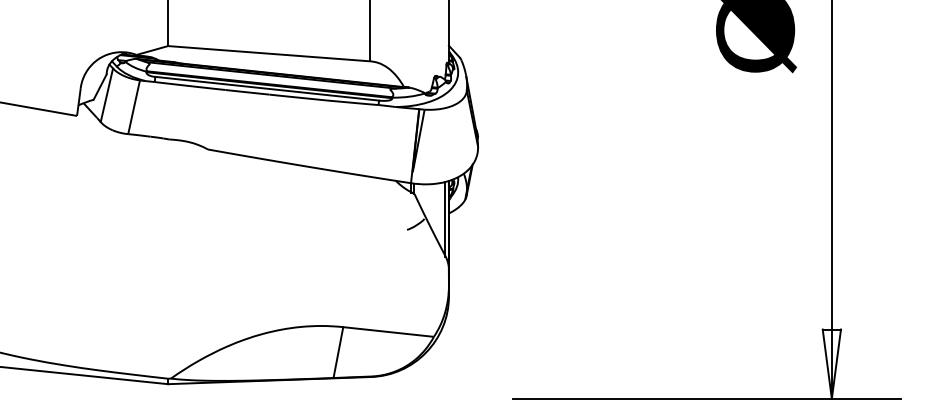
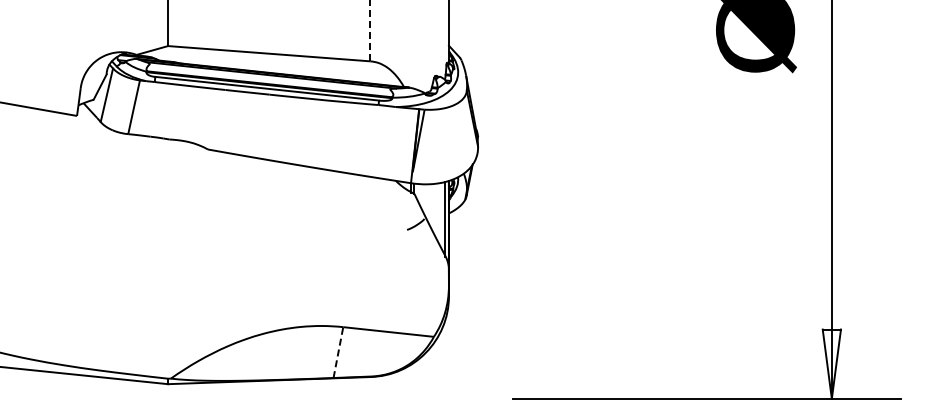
line: solid -> dashed (370, 30)
line: solid -> dashed (338, 352)
